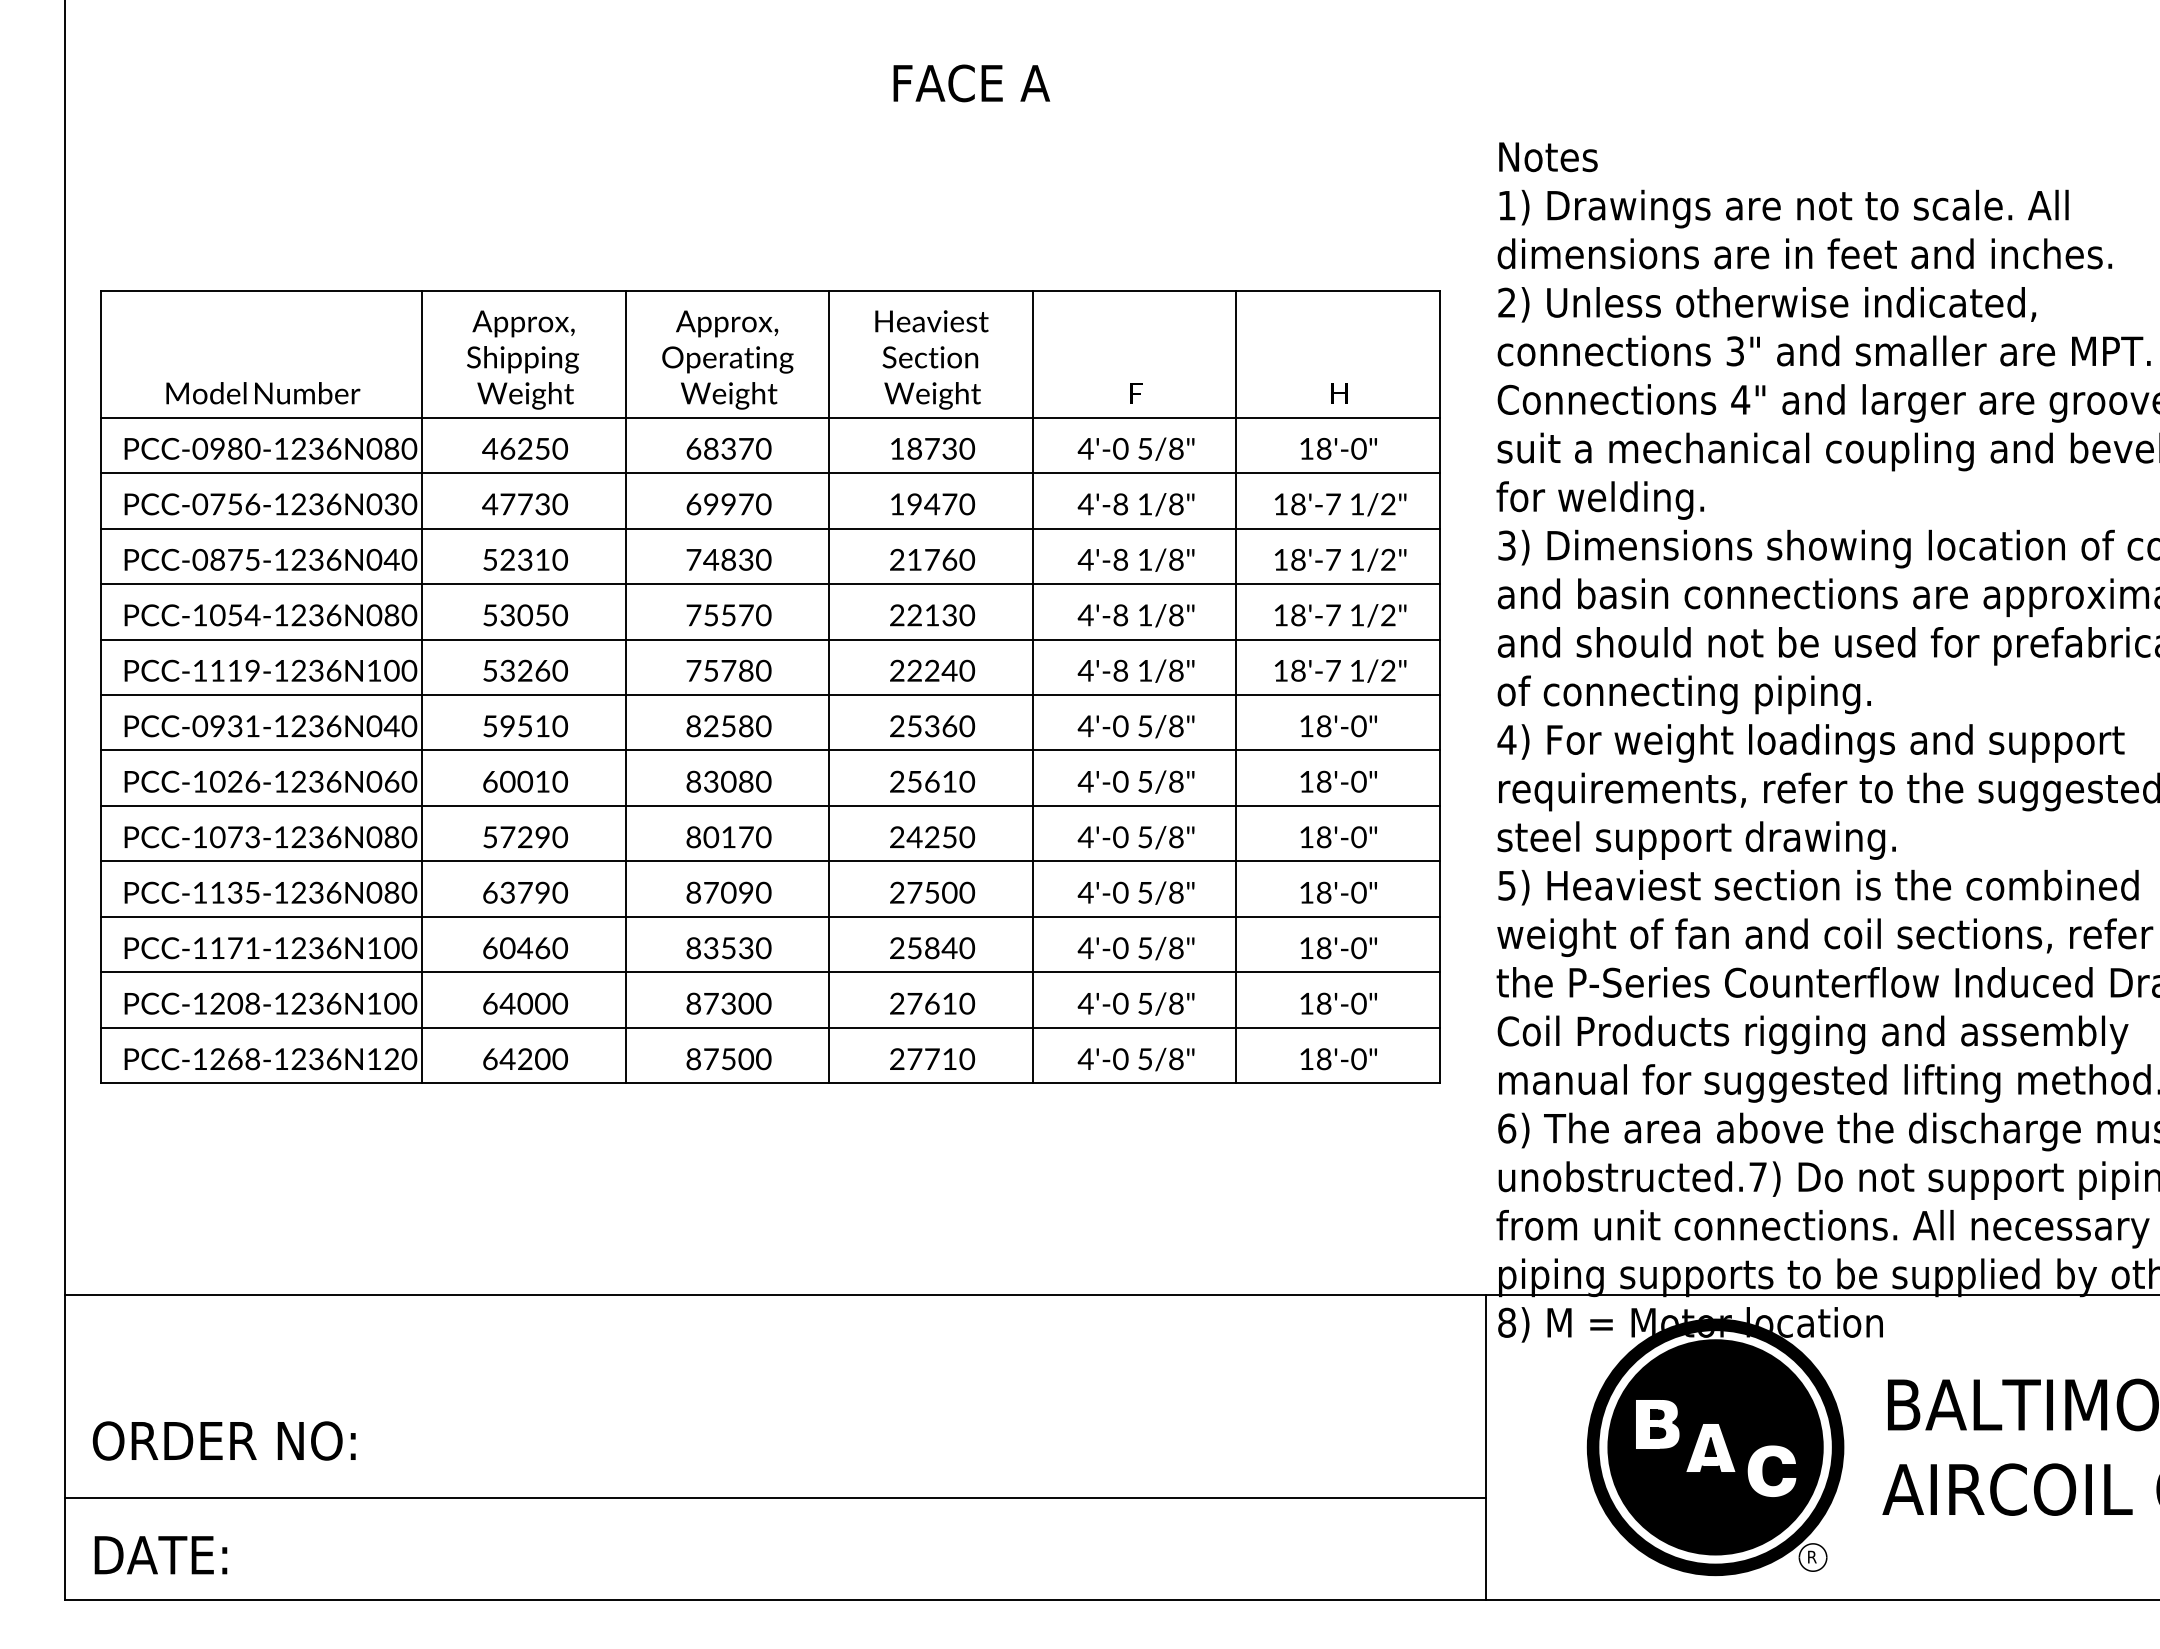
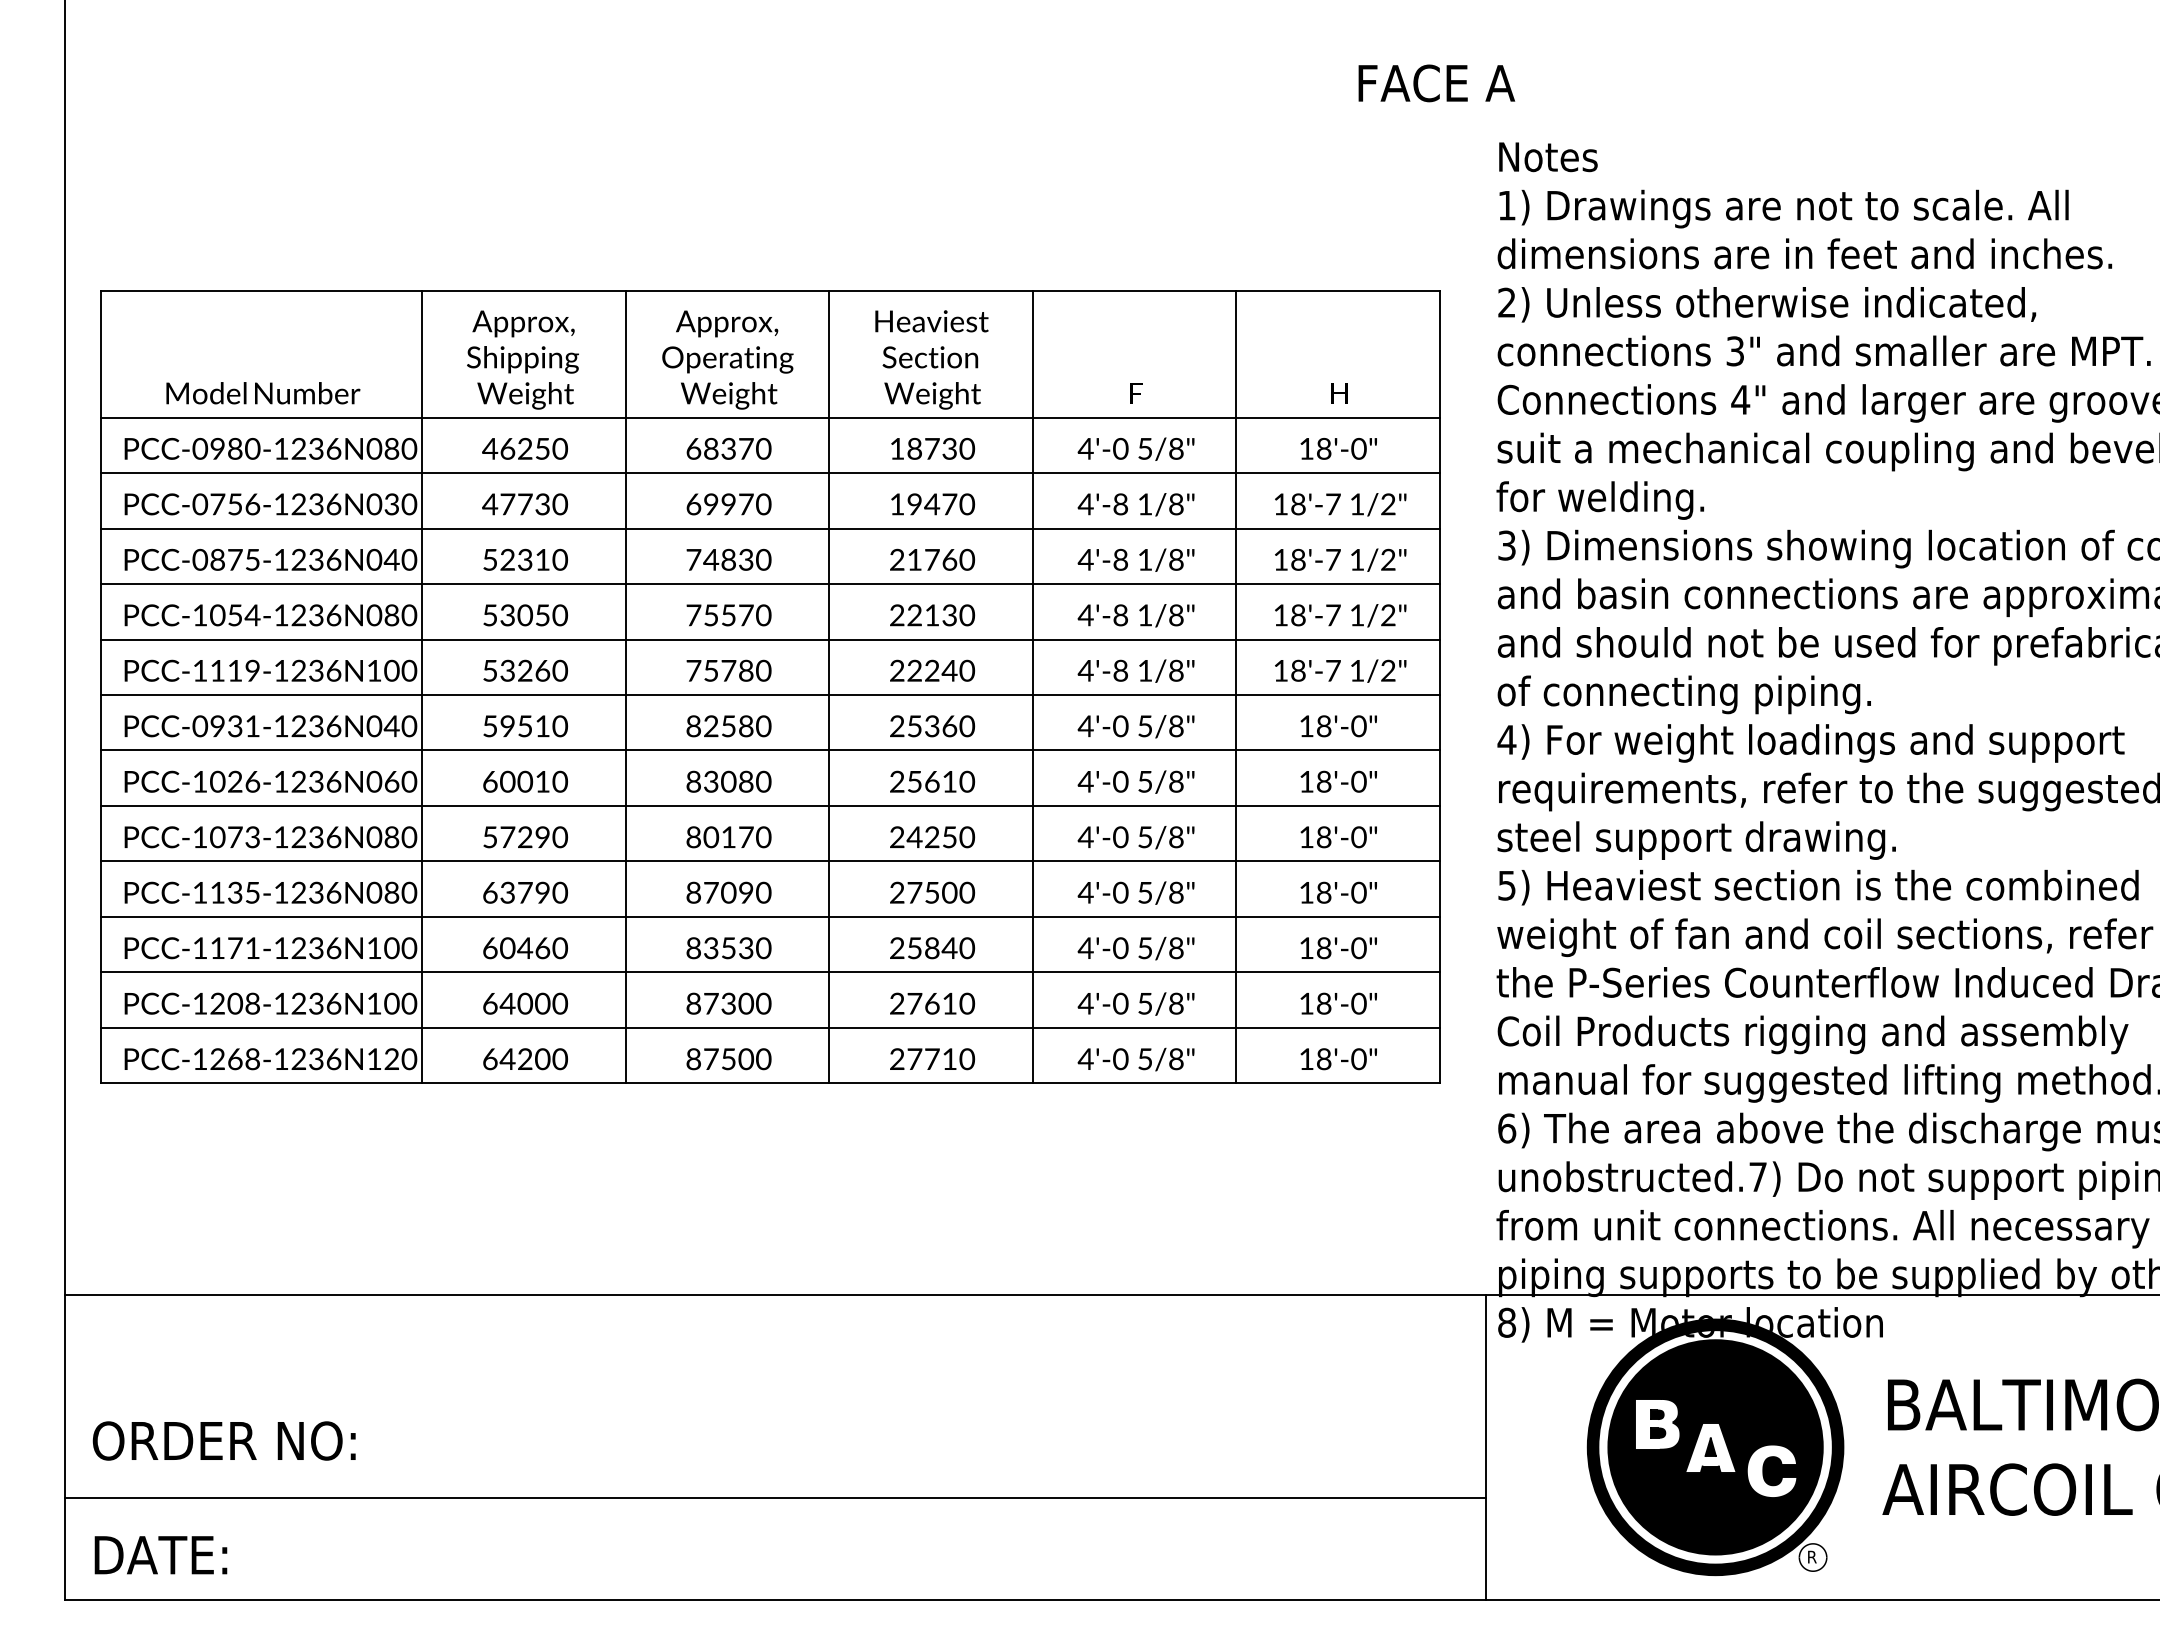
text position: (971, 83) -> (1436, 83) (1436, 83)
